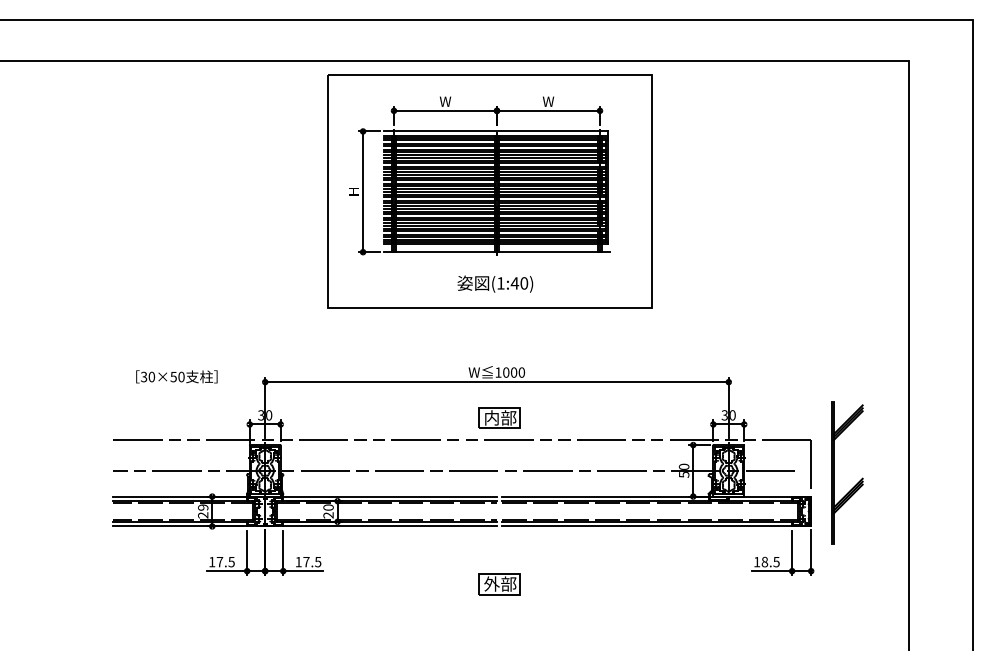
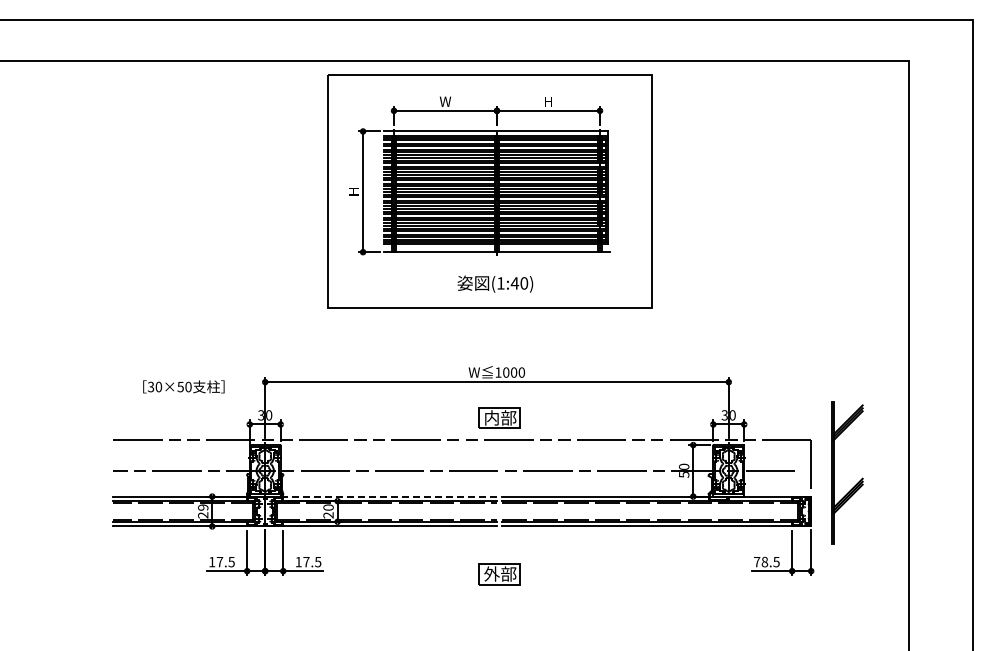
text: W -> H (548, 101)
text position: (176, 376) -> (183, 386) (183, 386)
line: solid -> dashed (390, 496)
text: 18.5 -> 78.5 (757, 562)
part position: (499, 584) -> (499, 574) (499, 574)
